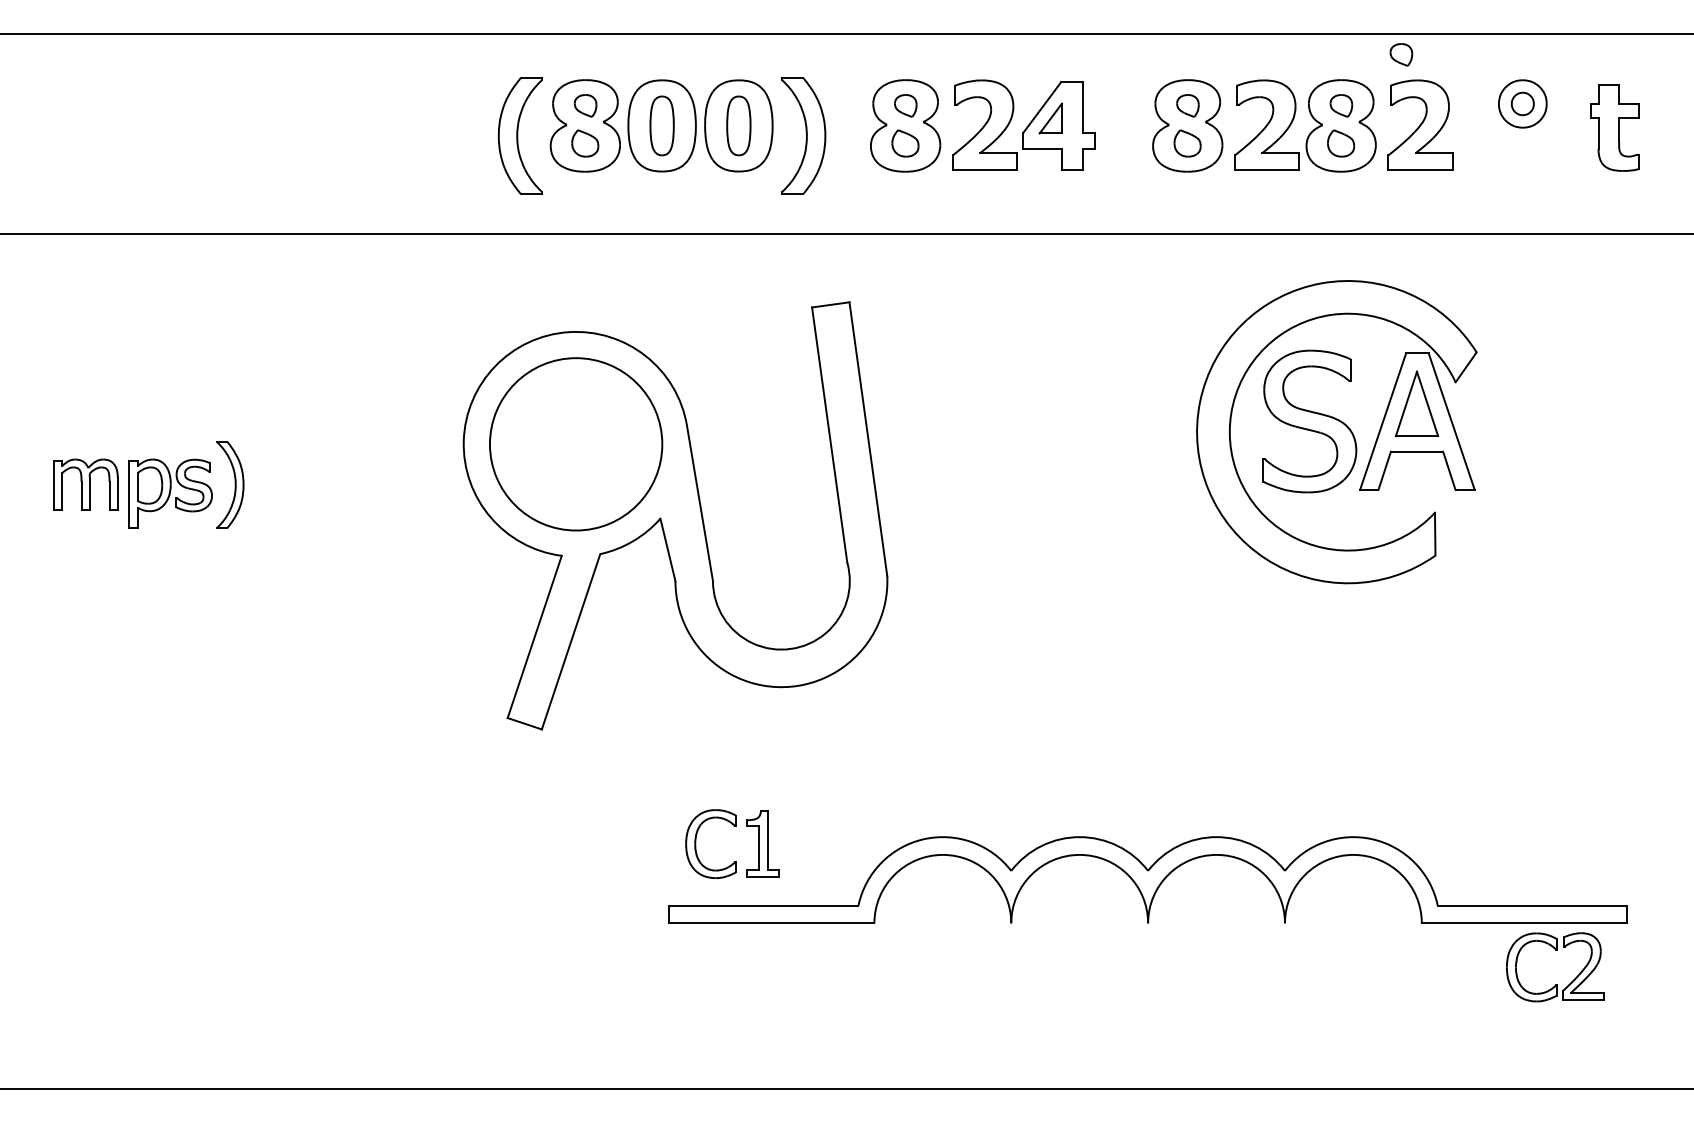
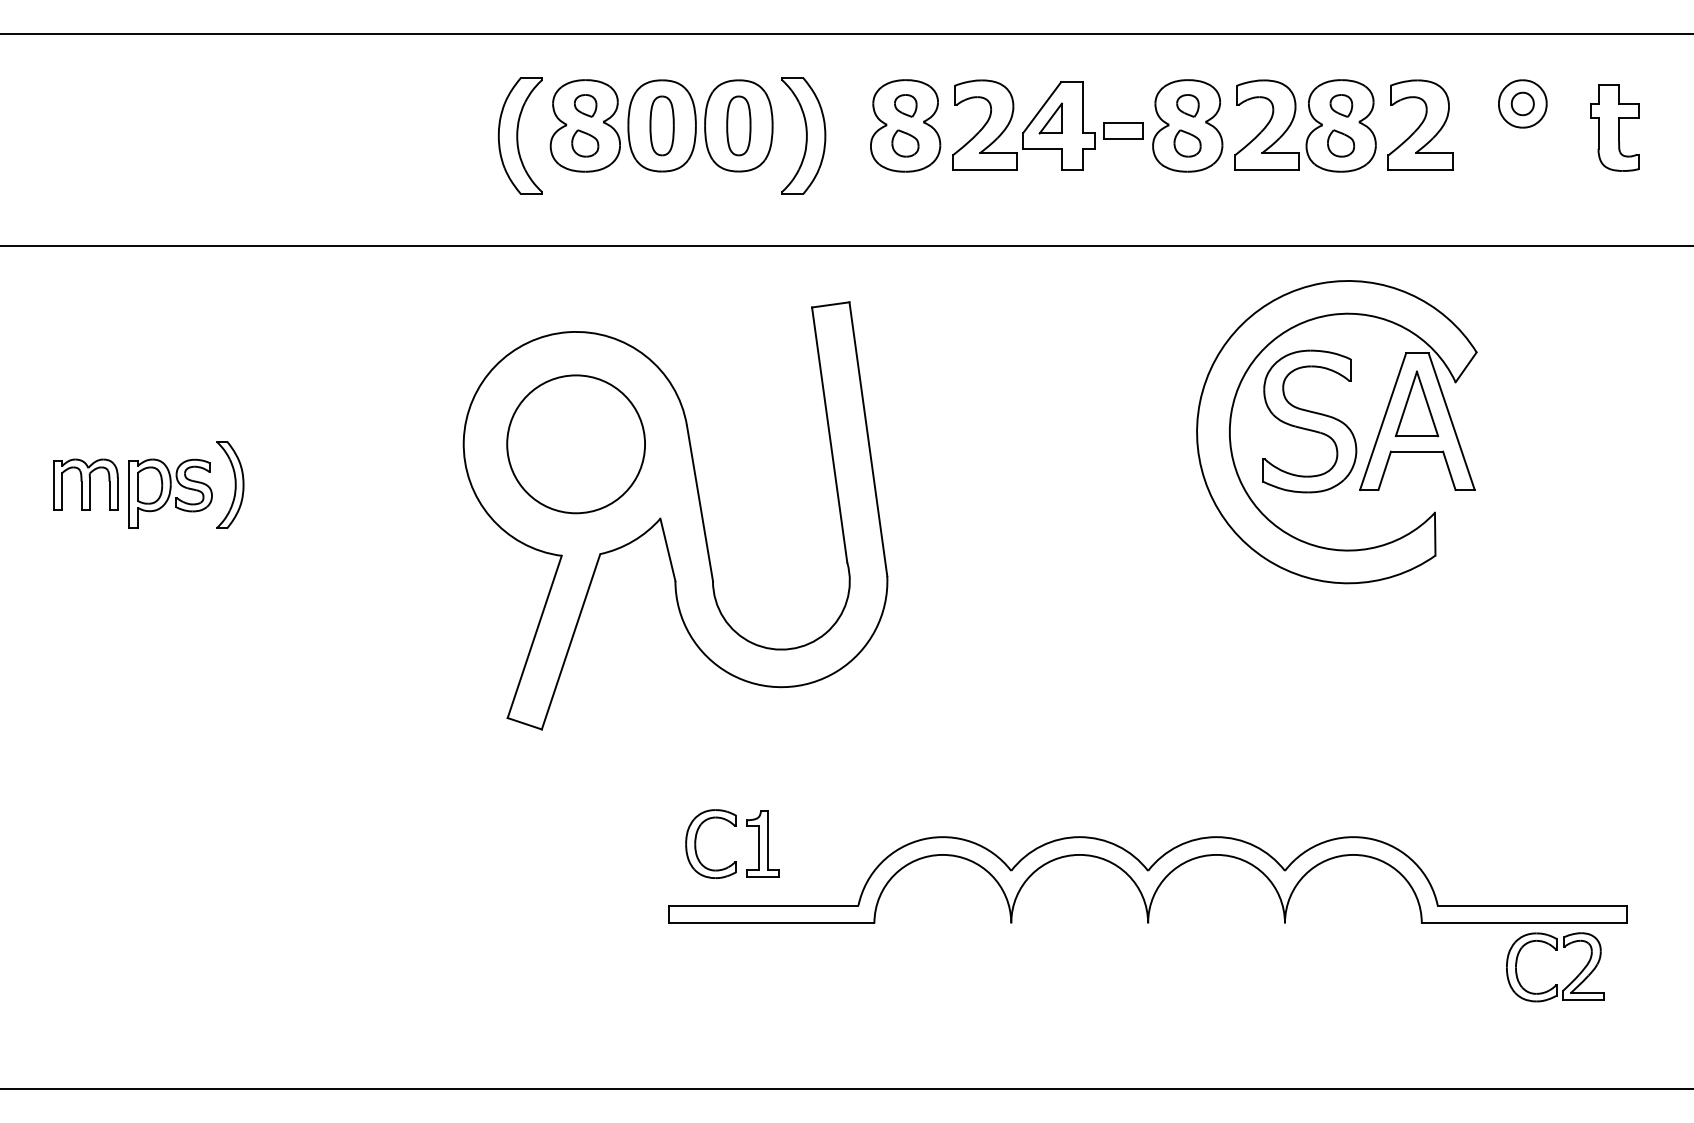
part: present -> none (1401, 54)
part: none -> present (1123, 130)
line position: (846, 234) -> (846, 246) (846, 246)
circle diameter: 172 px -> 138 px (576, 444)
